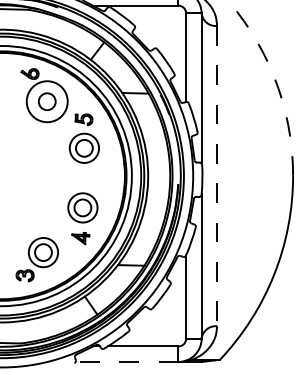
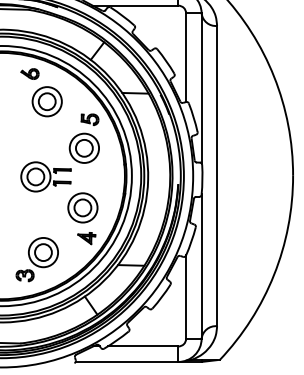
arc: dashed -> solid (275, 81)
circle diameter: 41 px -> 29 px (46, 101)
part position: (83, 119) -> (89, 119) (89, 119)
part: none -> present (45, 176)
line: dashed -> solid (217, 176)
part position: (80, 238) -> (86, 238) (86, 238)
line: dashed -> solid (126, 361)
